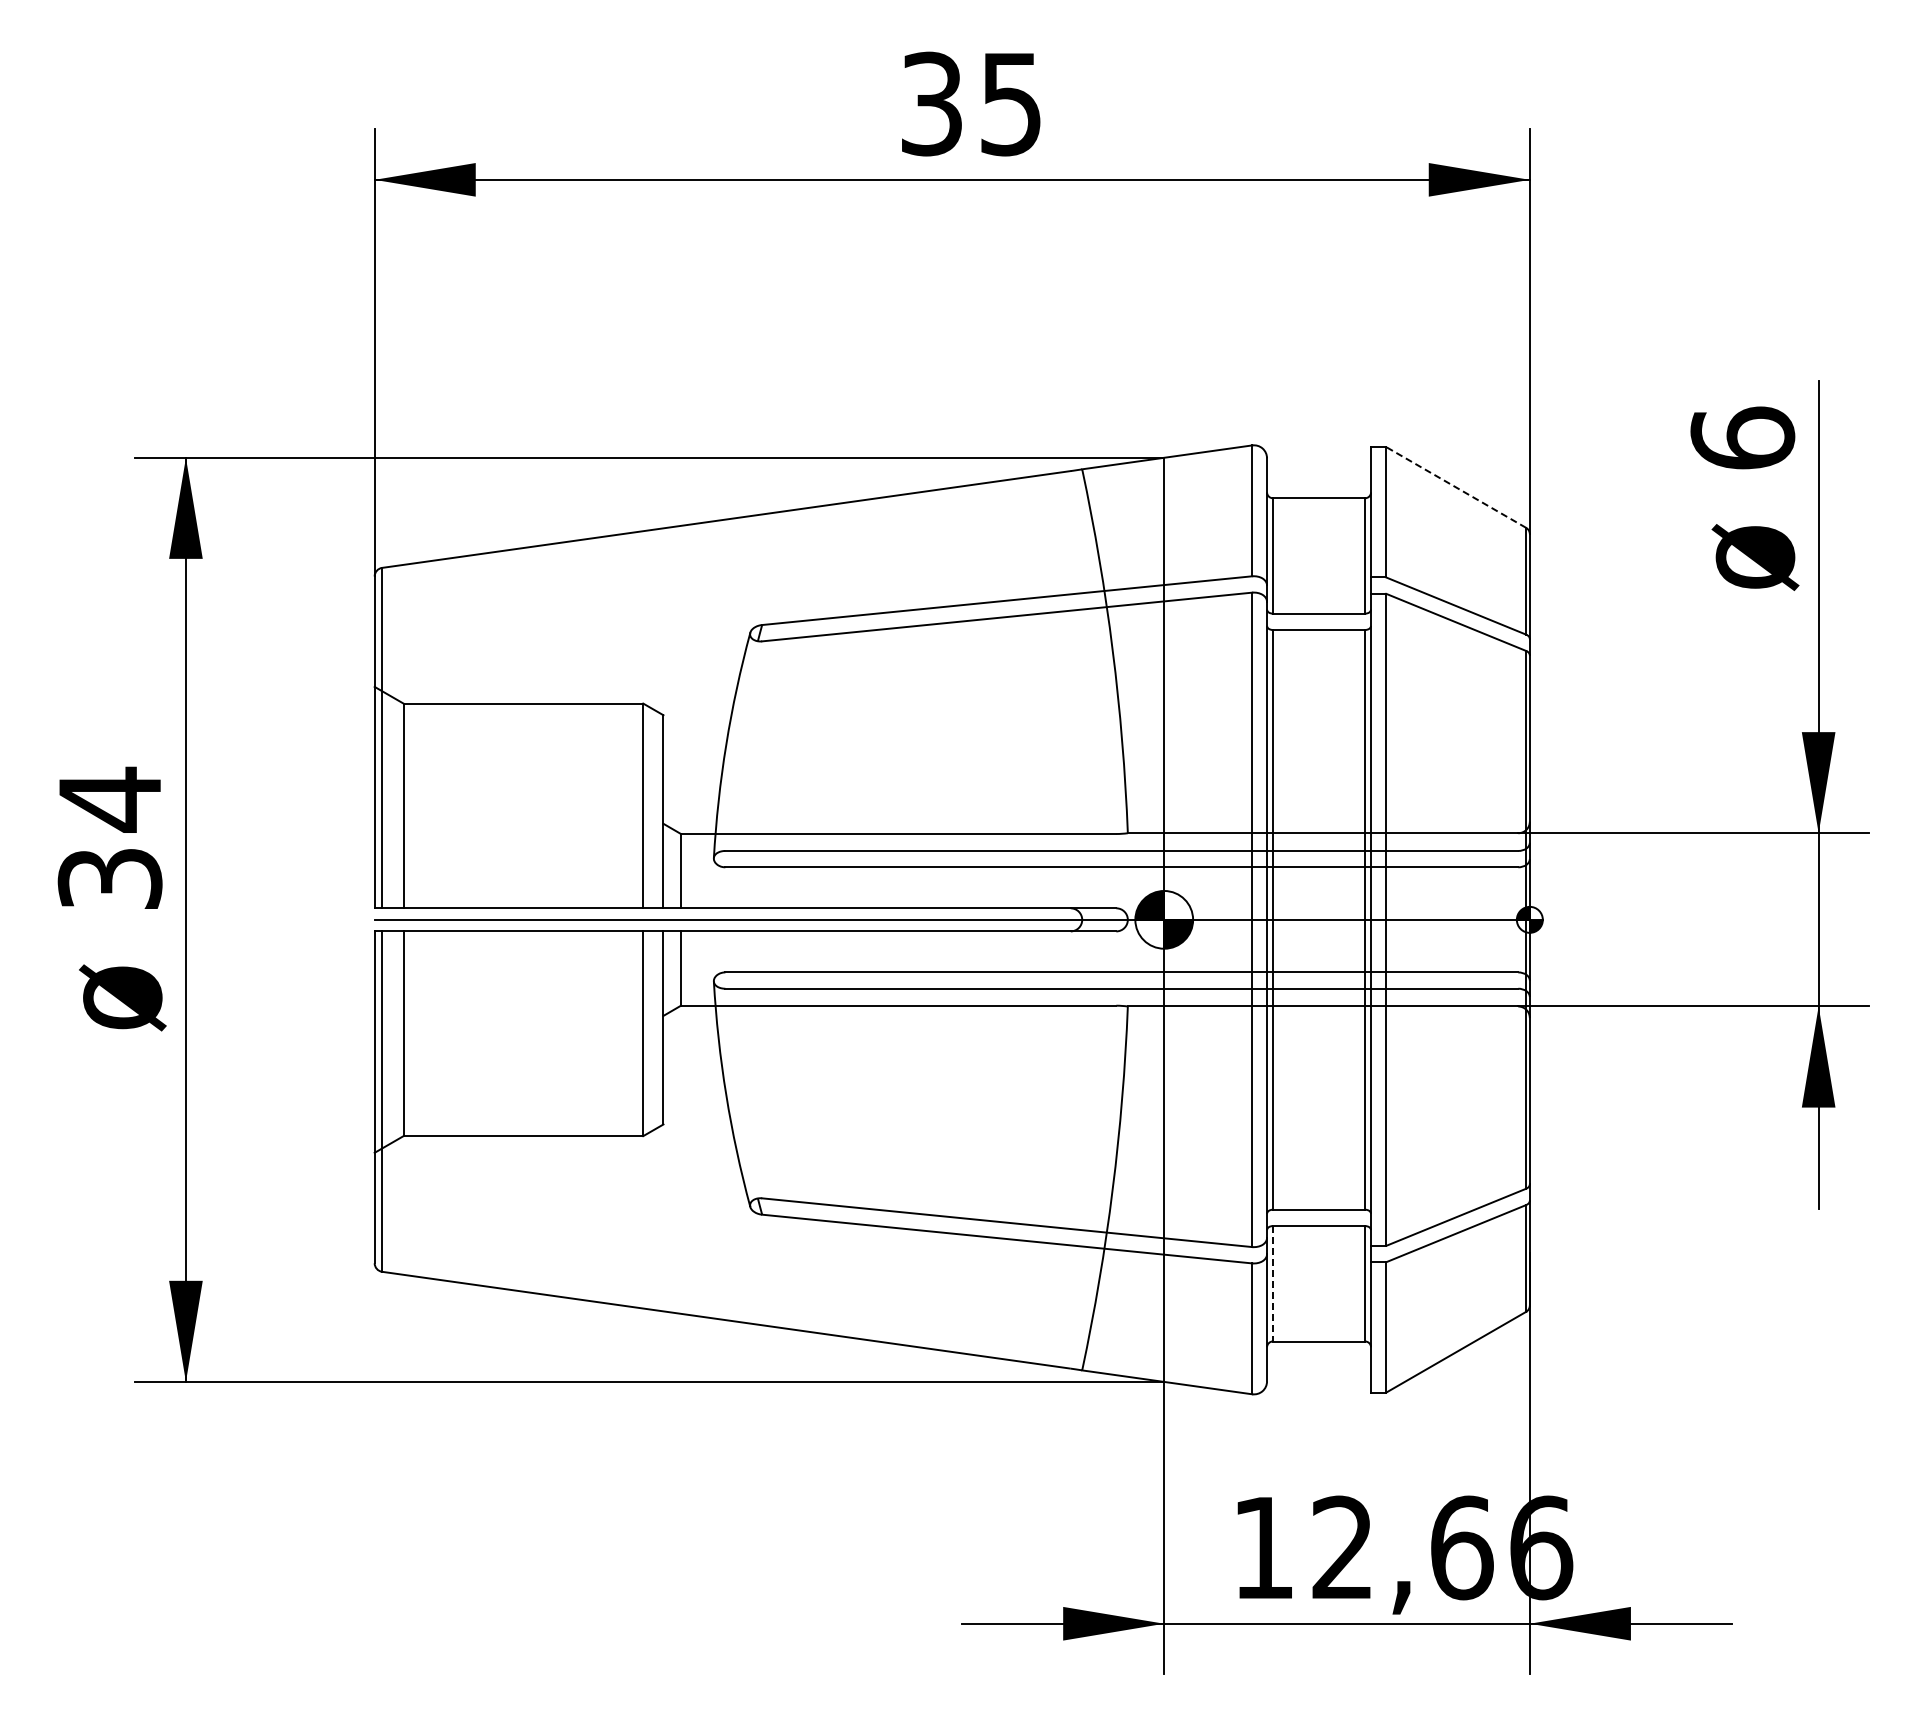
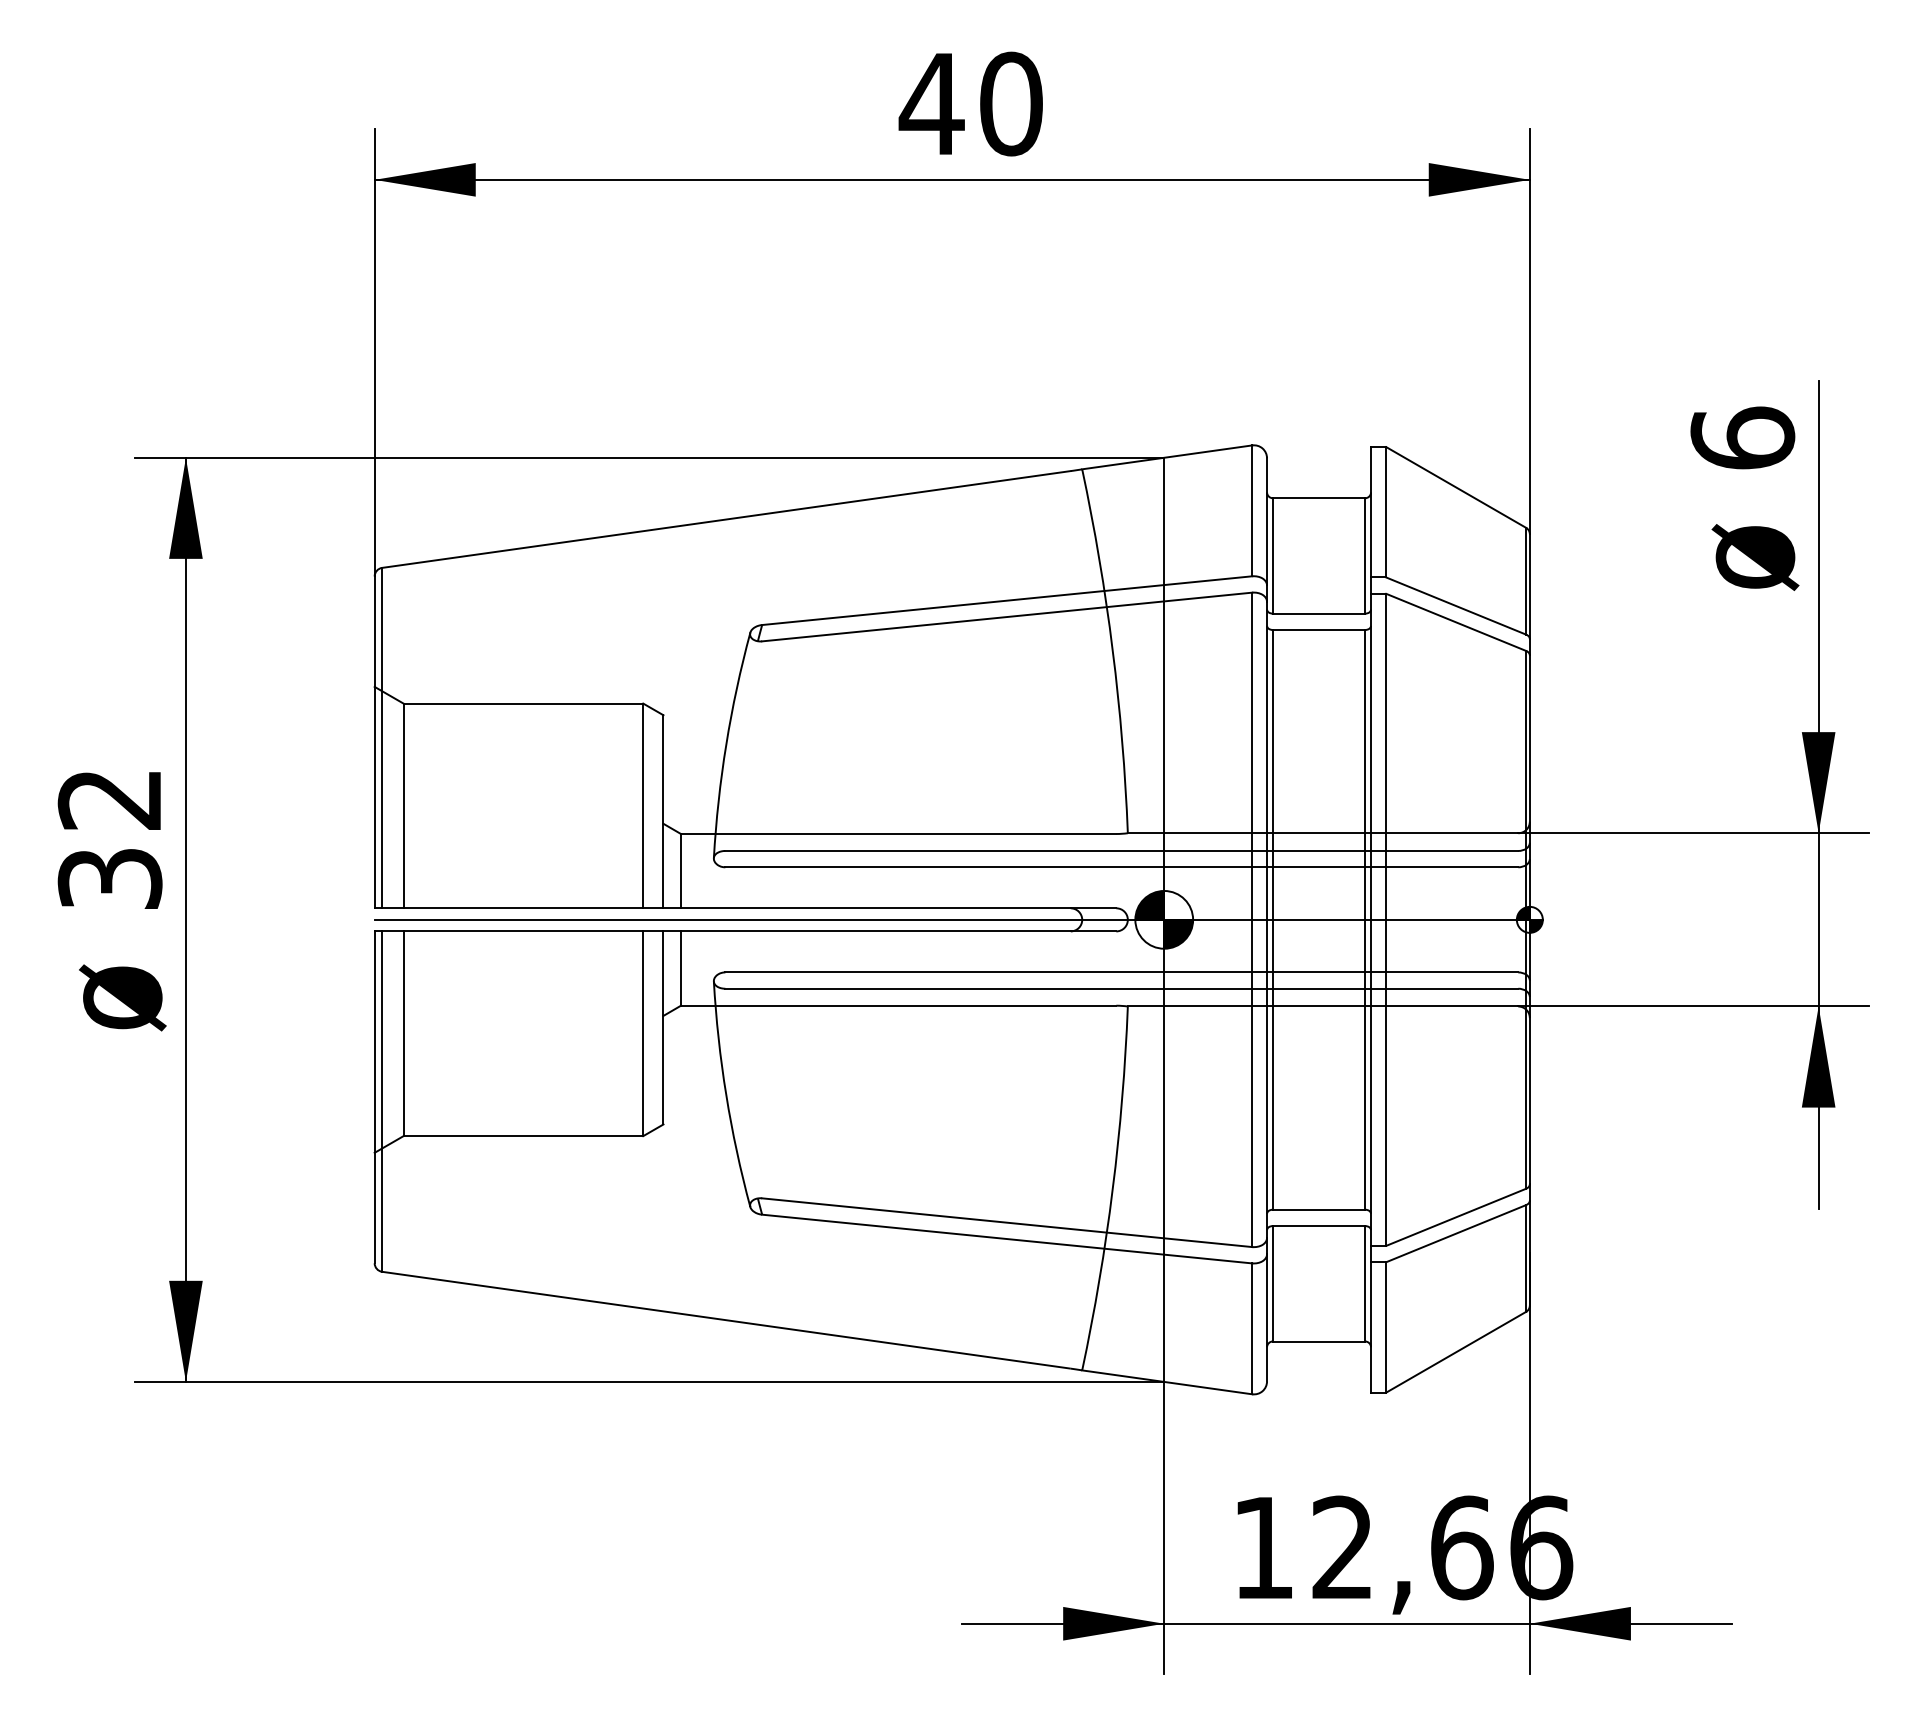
text: 35 -> 40 (970, 103)
line: dashed -> solid (1456, 487)
text: 34 -> 32 (108, 799)
line: dashed -> solid (1272, 1283)
